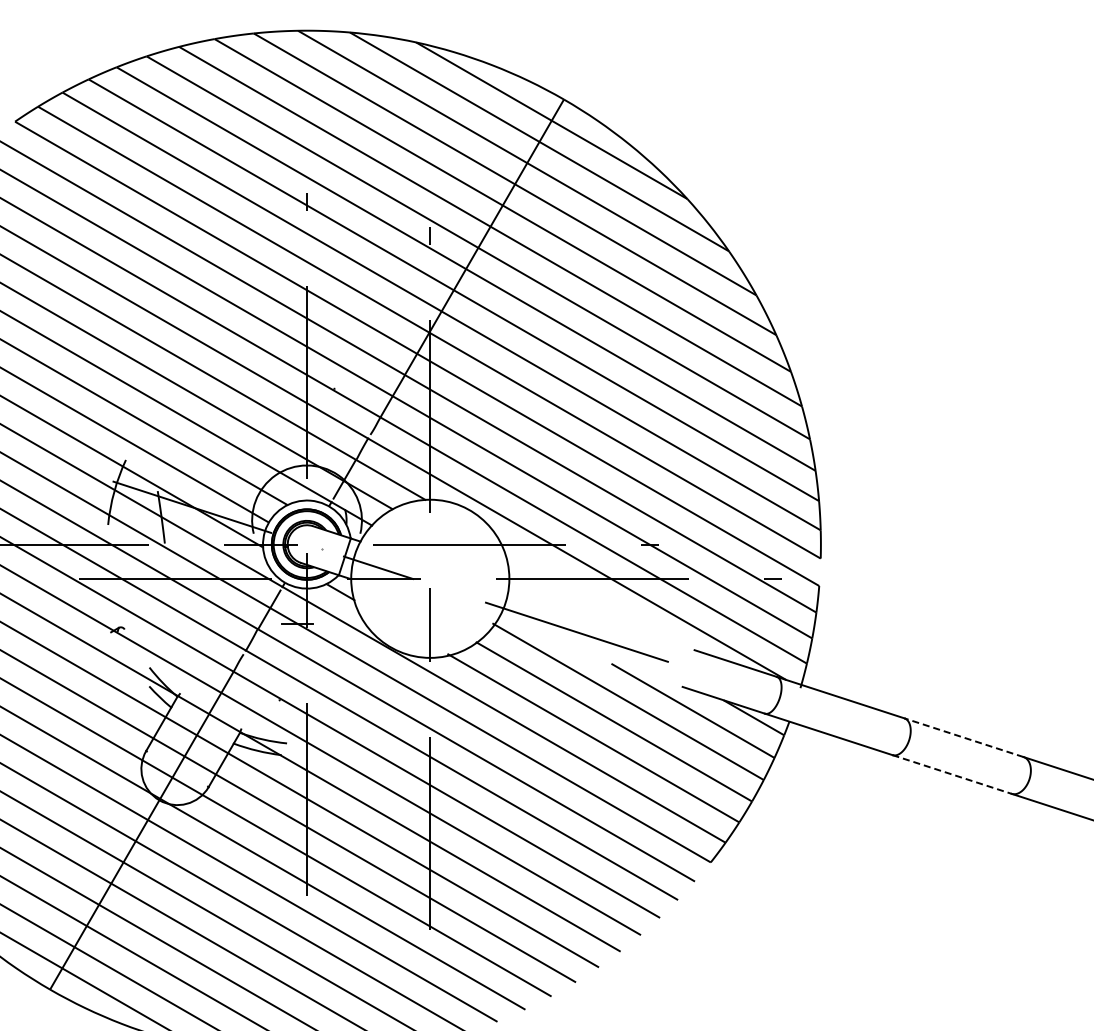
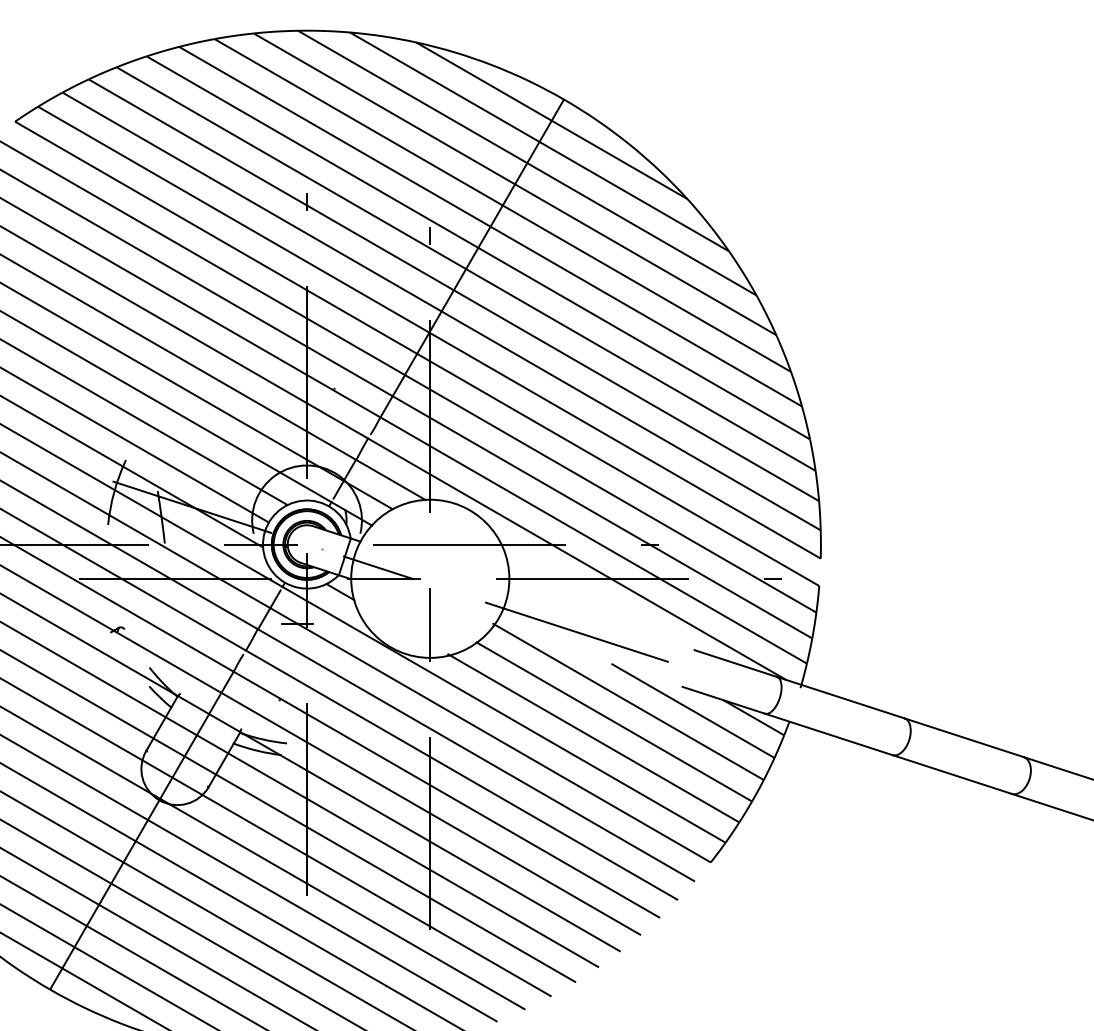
line: dashed -> solid (964, 737)
line: dashed -> solid (952, 774)
